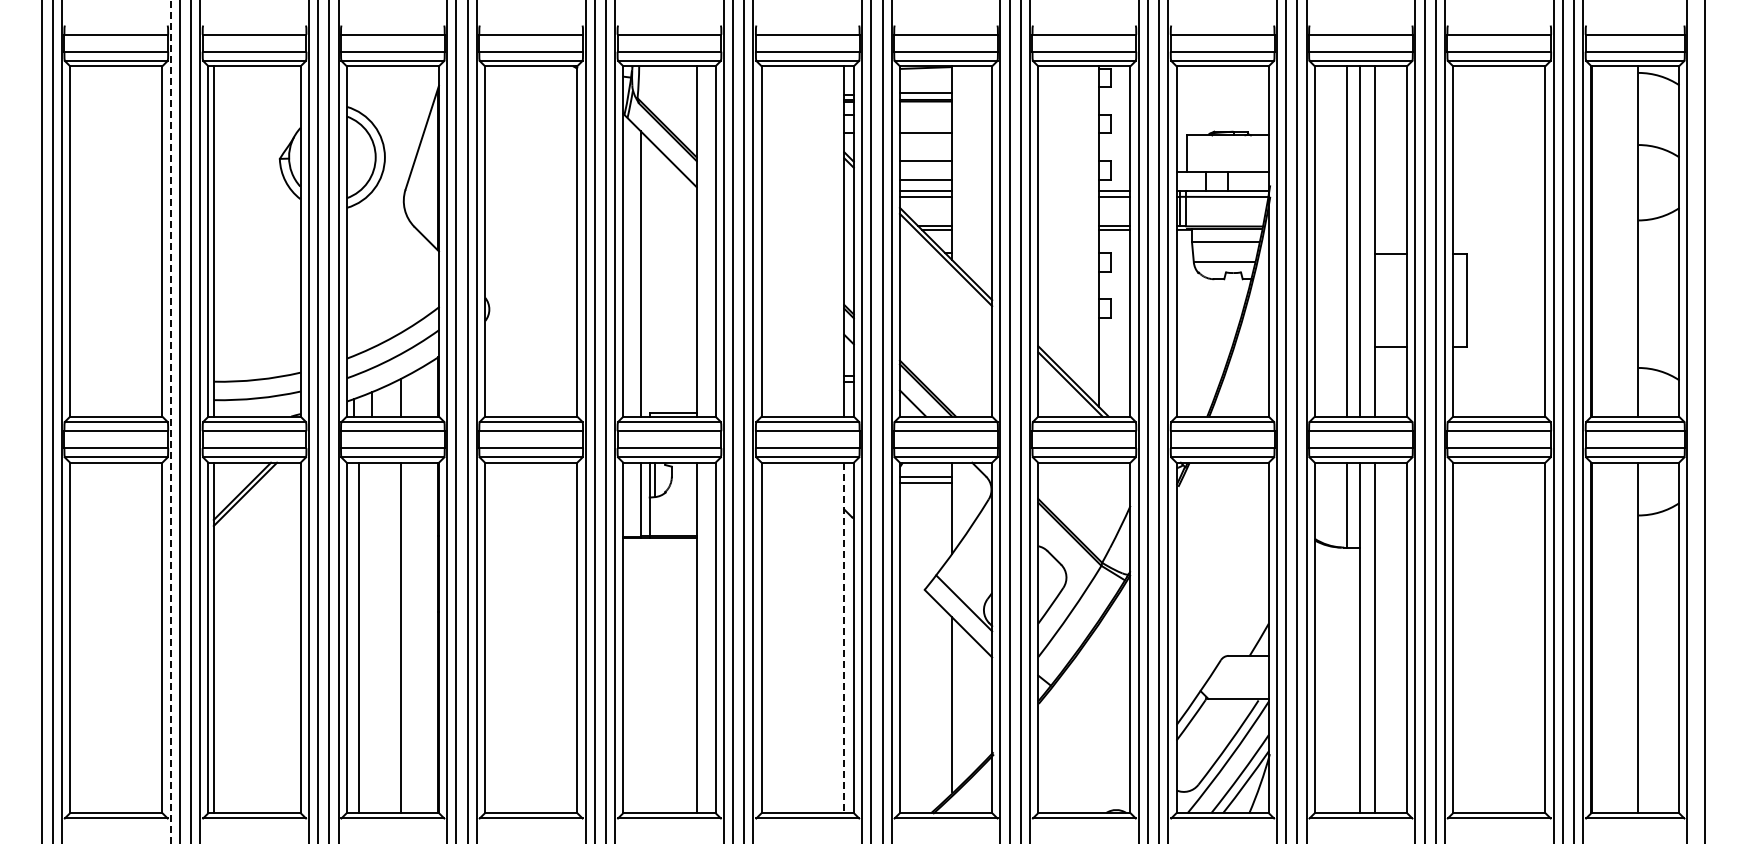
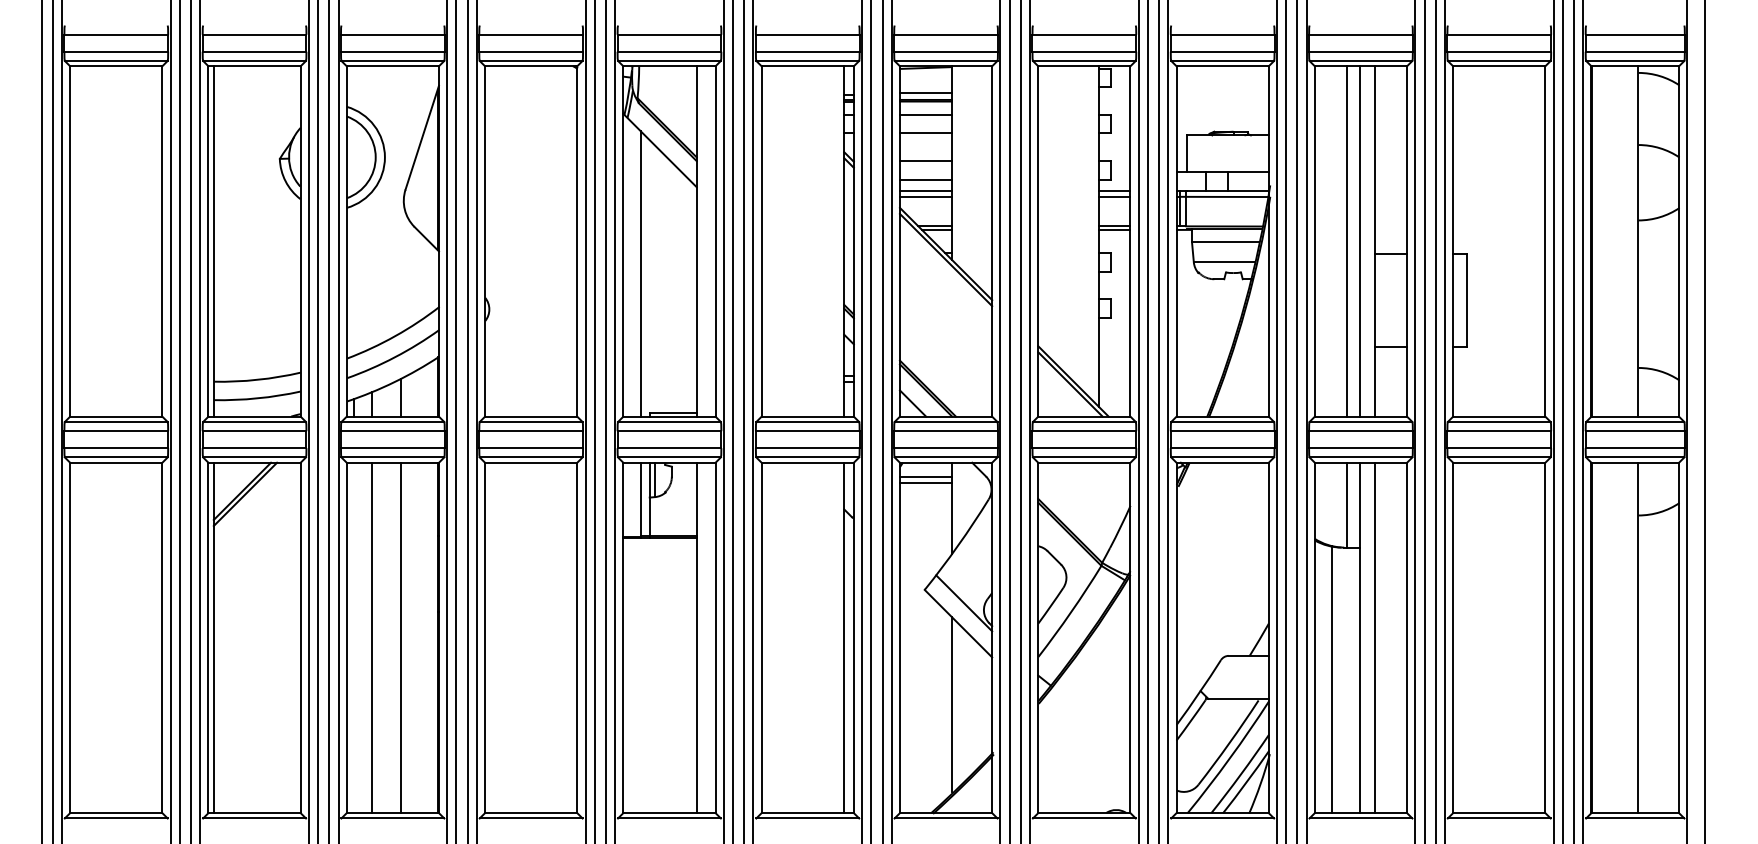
line: none -> present (925, 114)
line: dashed -> solid (170, 422)
line position: (359, 637) -> (372, 637) (372, 637)
line: dashed -> solid (844, 638)
line: none -> present (1332, 679)
